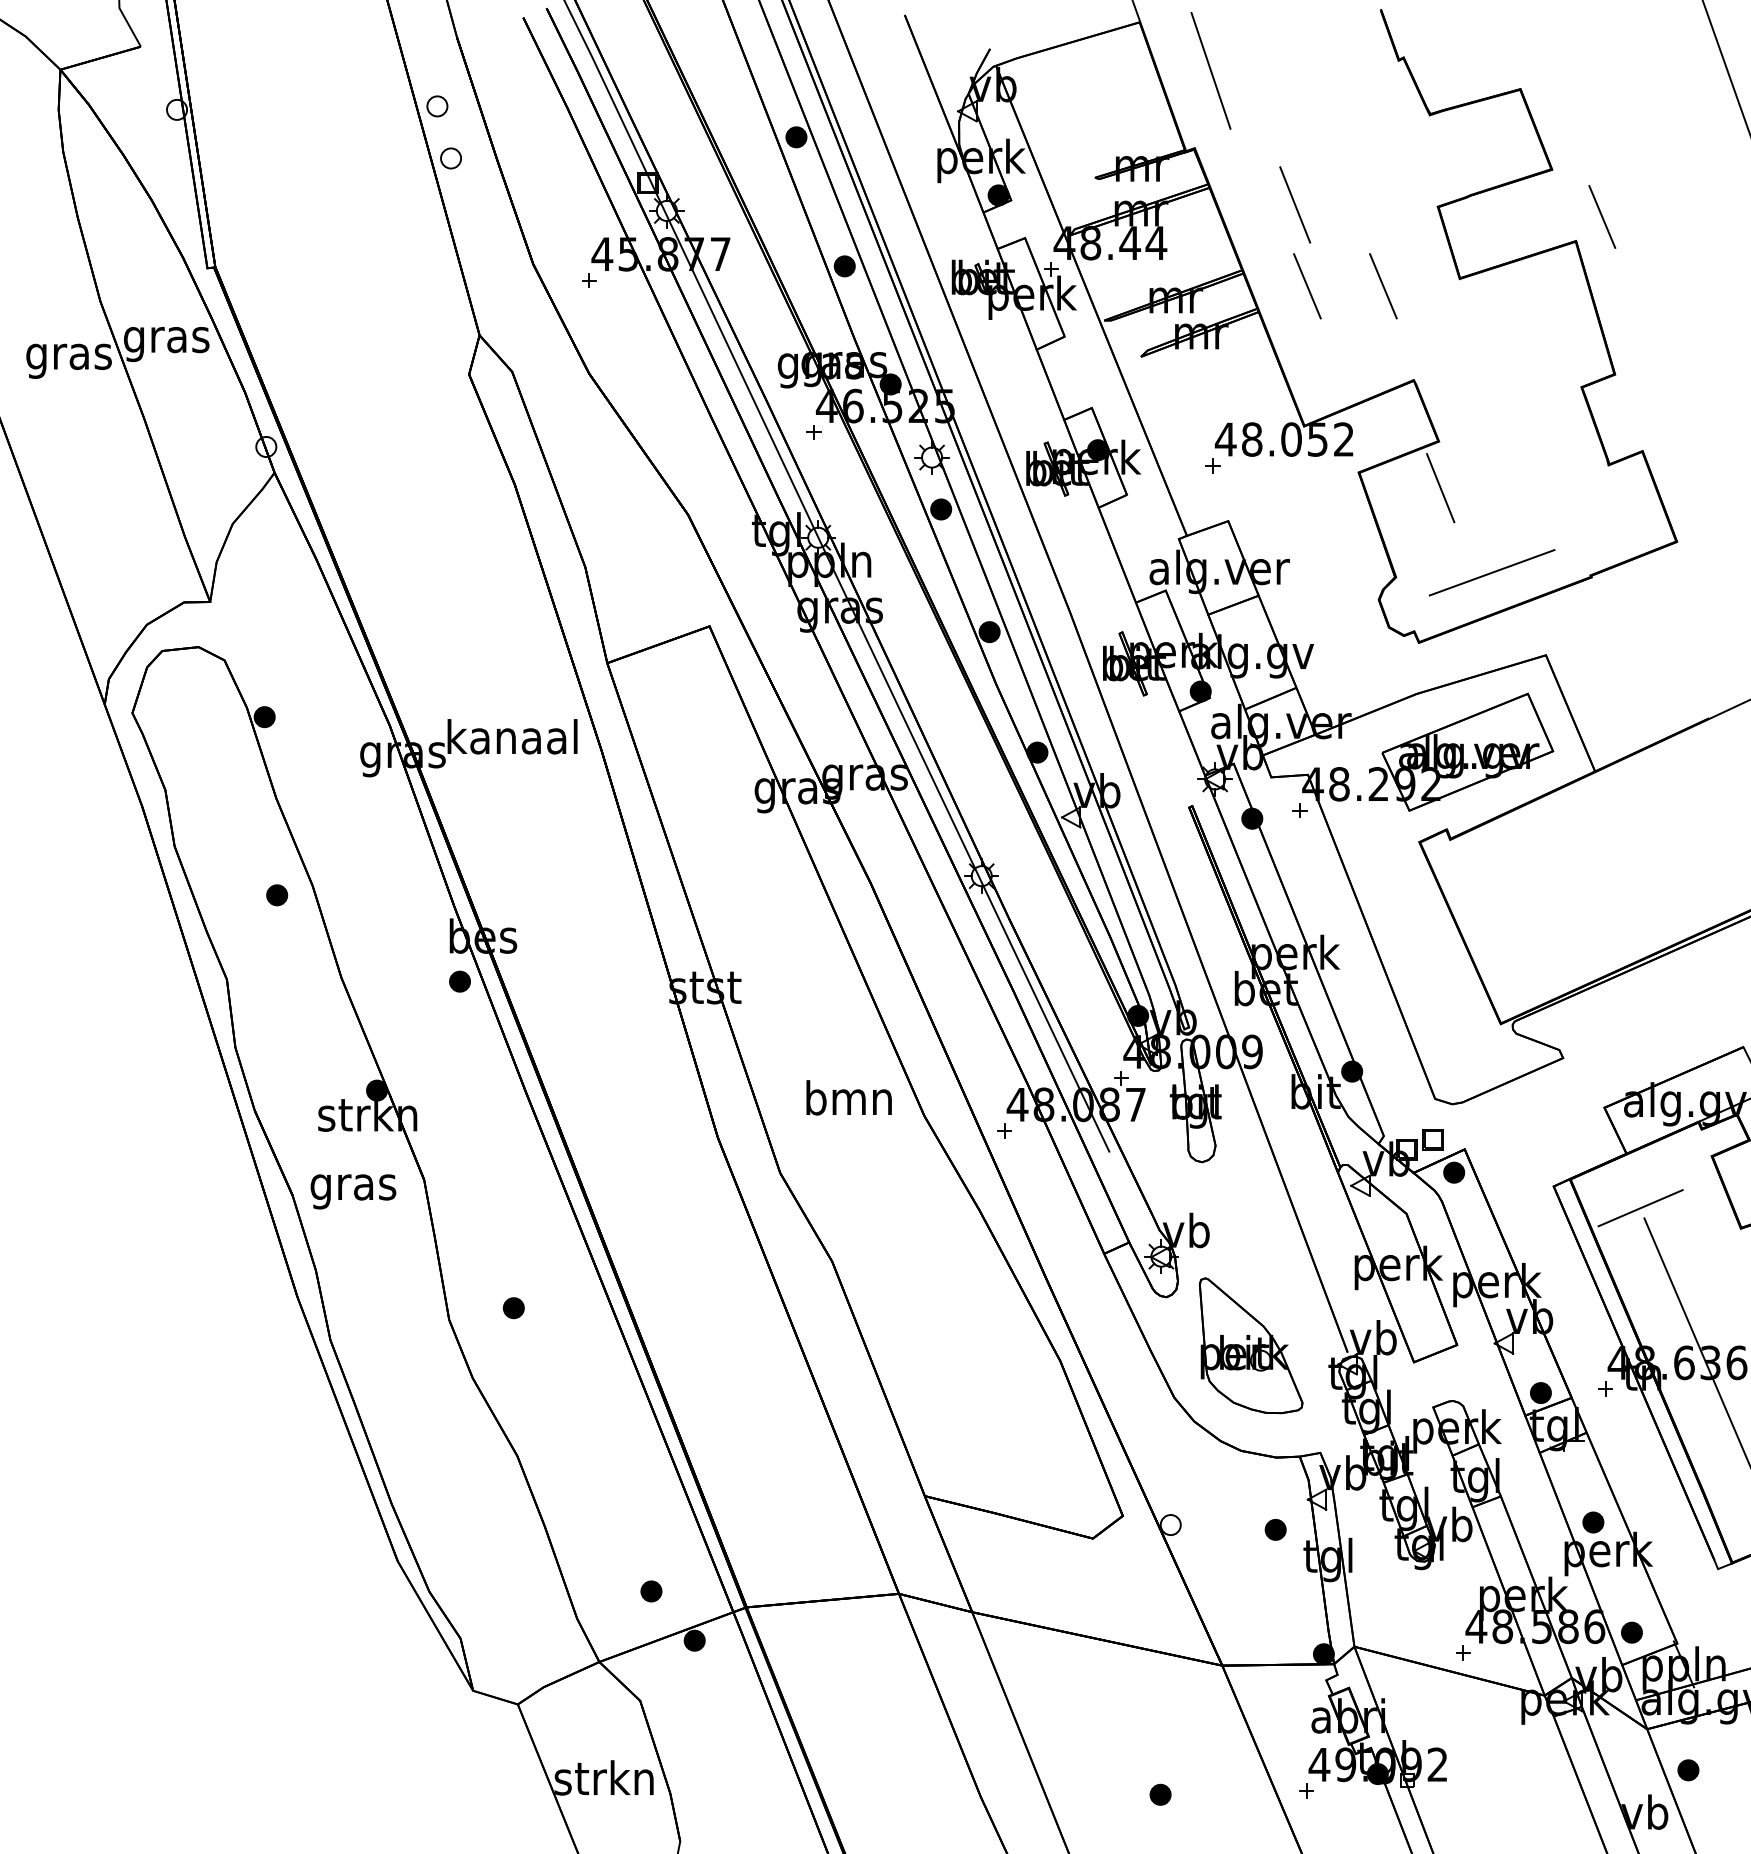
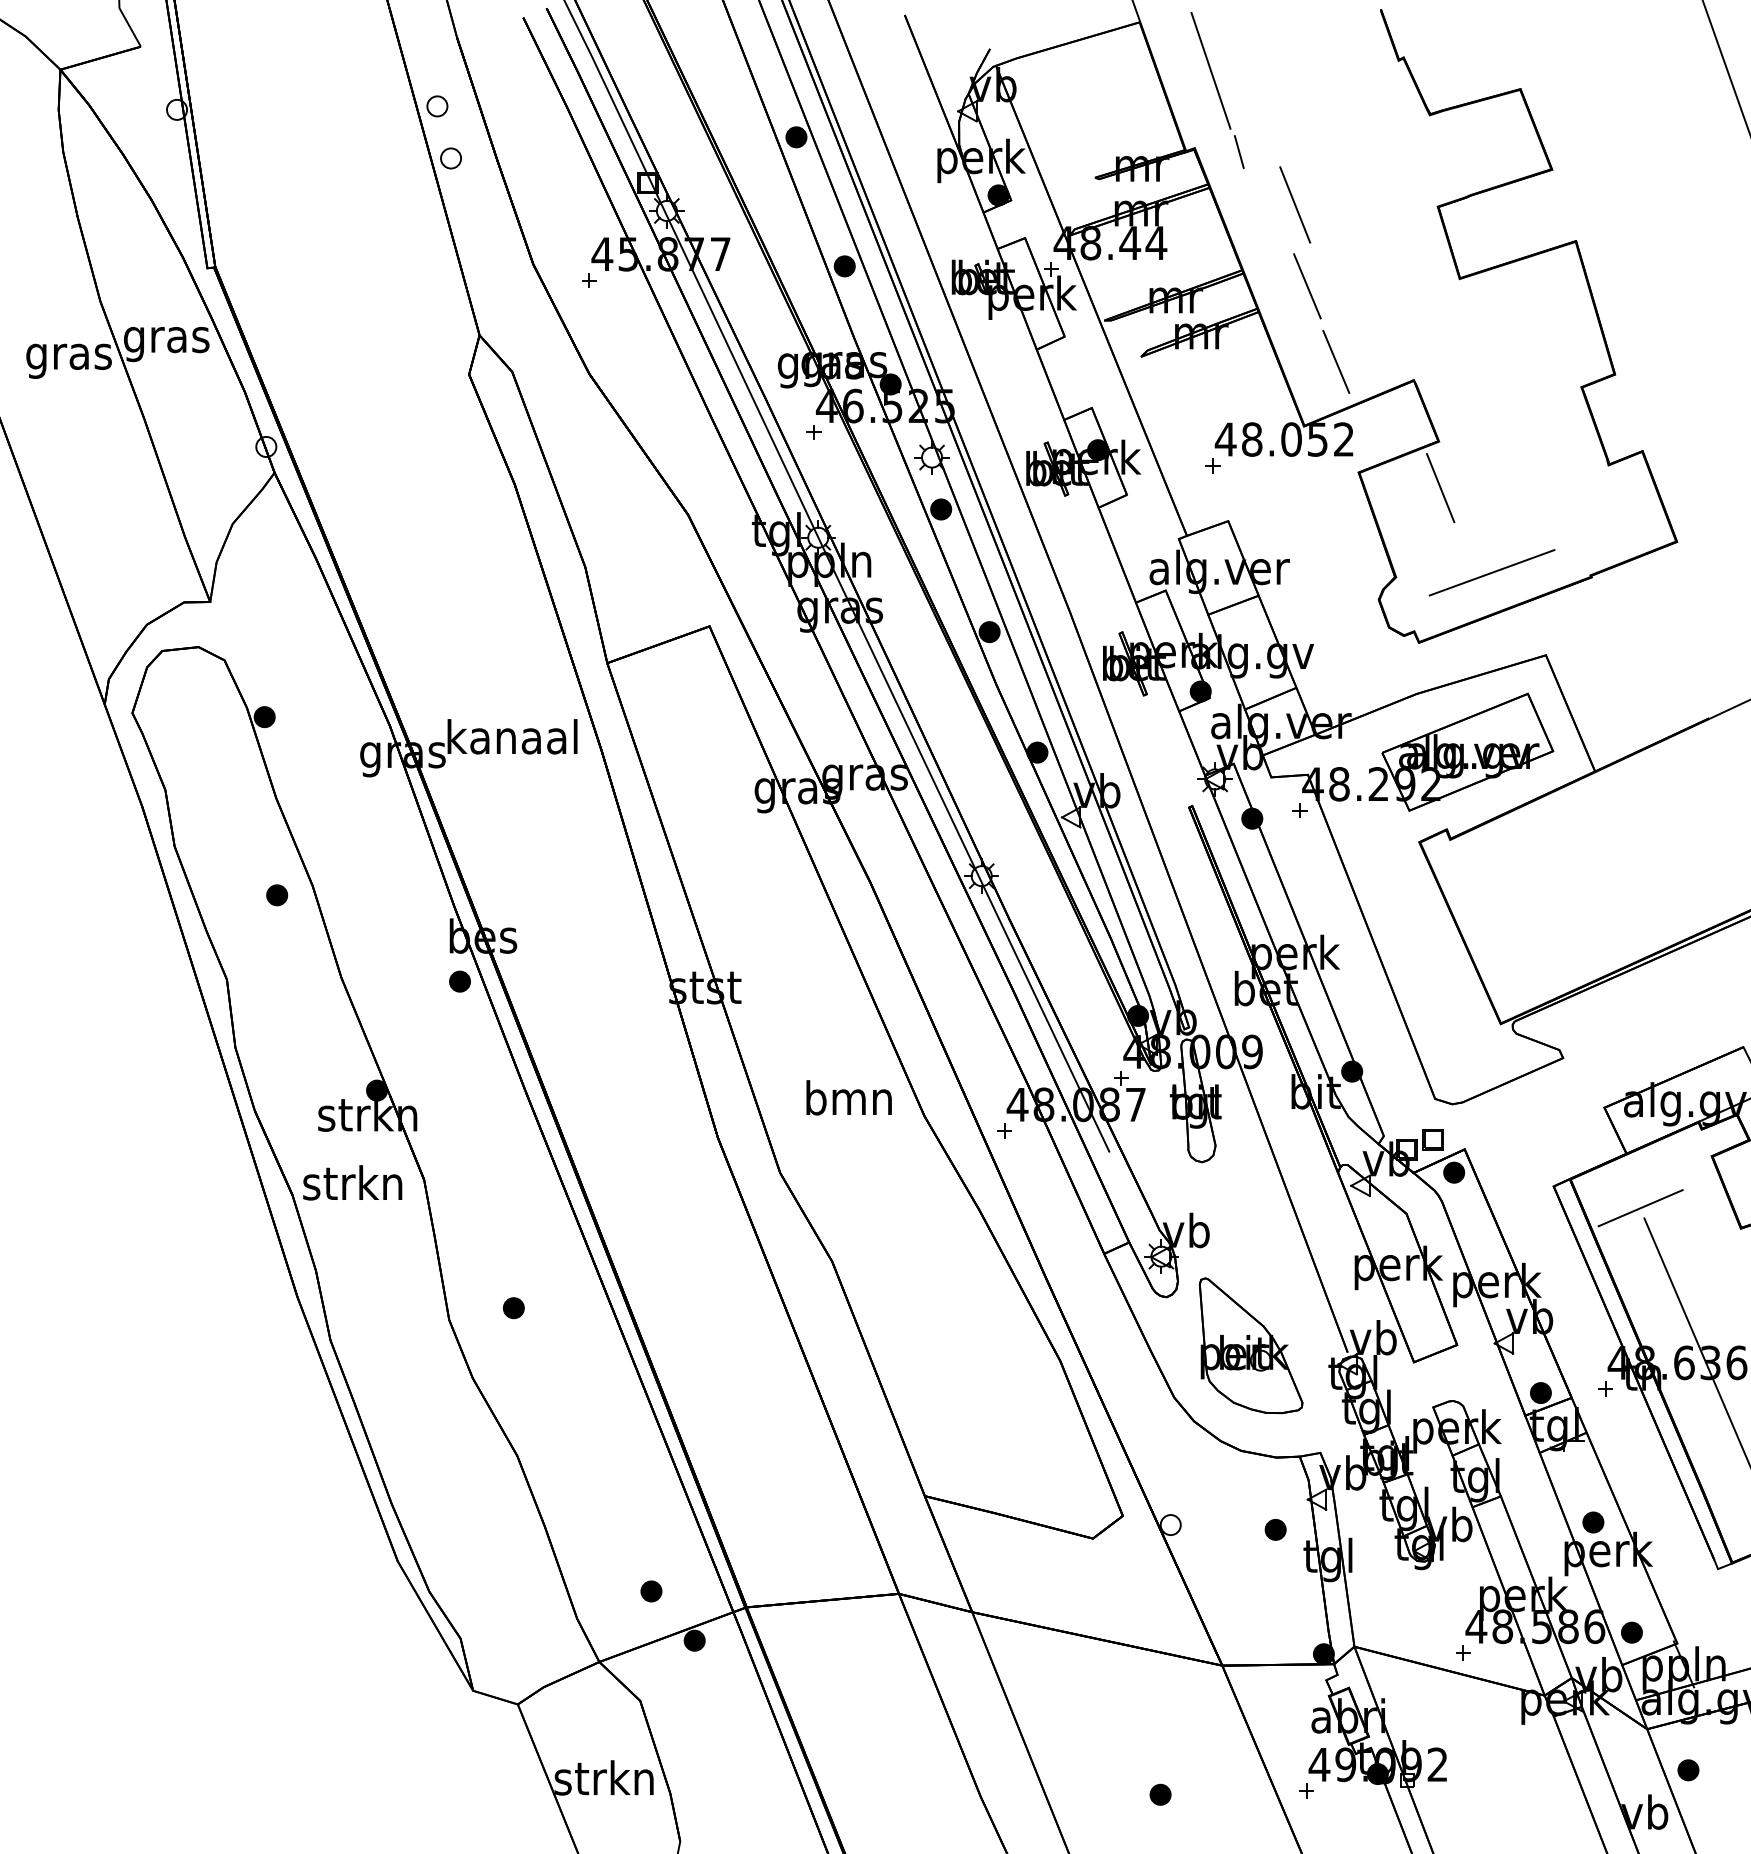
line: none -> present (1238, 152)
line position: (1602, 216) -> (1336, 361) (1336, 361)
line: present -> none (1383, 286)
text: gras -> strkn (352, 1187)
